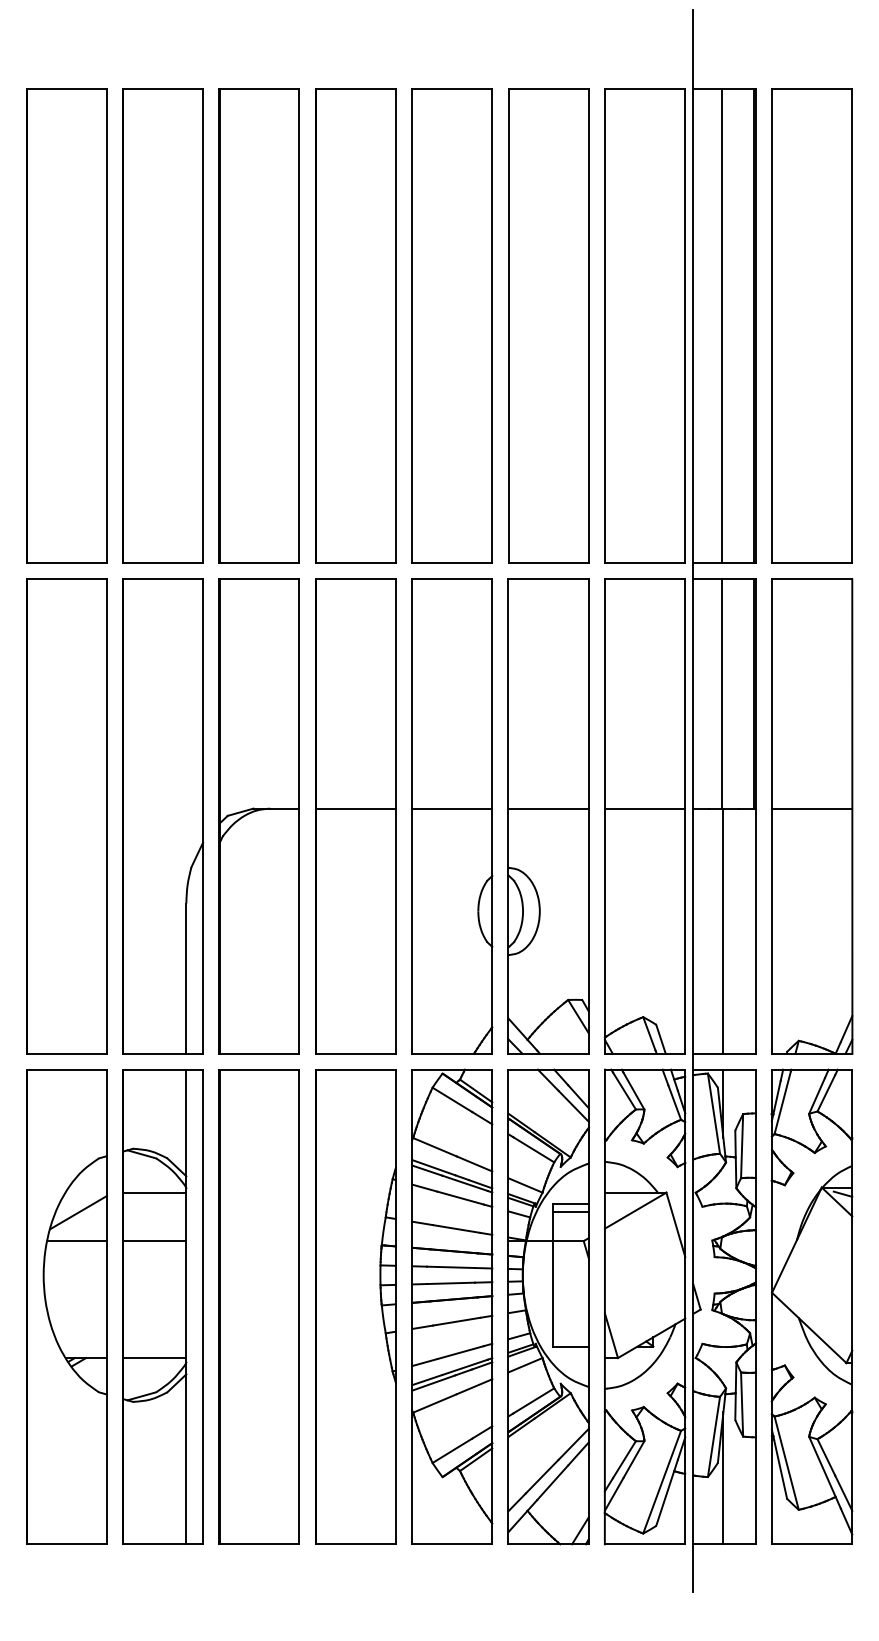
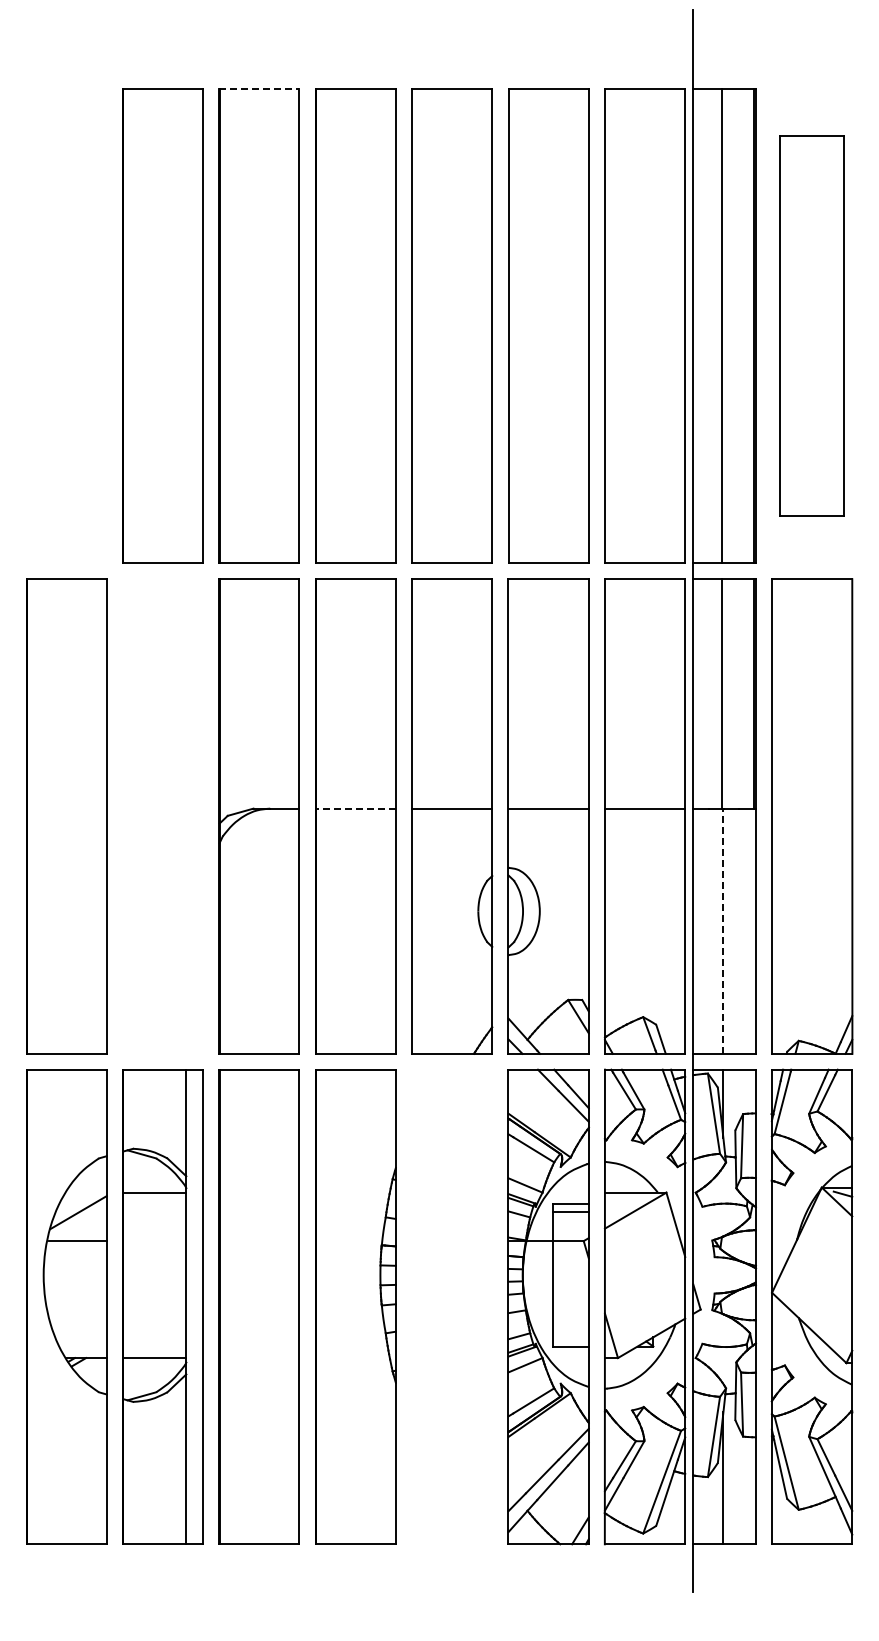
line: solid -> dashed (259, 88)
part: present -> none (66, 325)
part size: 82x476 px -> 66x382 px (811, 325)
line: solid -> dashed (355, 808)
line: present -> none (811, 808)
part: present -> none (163, 816)
line: solid -> dashed (723, 931)
line: present -> none (154, 1241)
part: present -> none (452, 1306)
